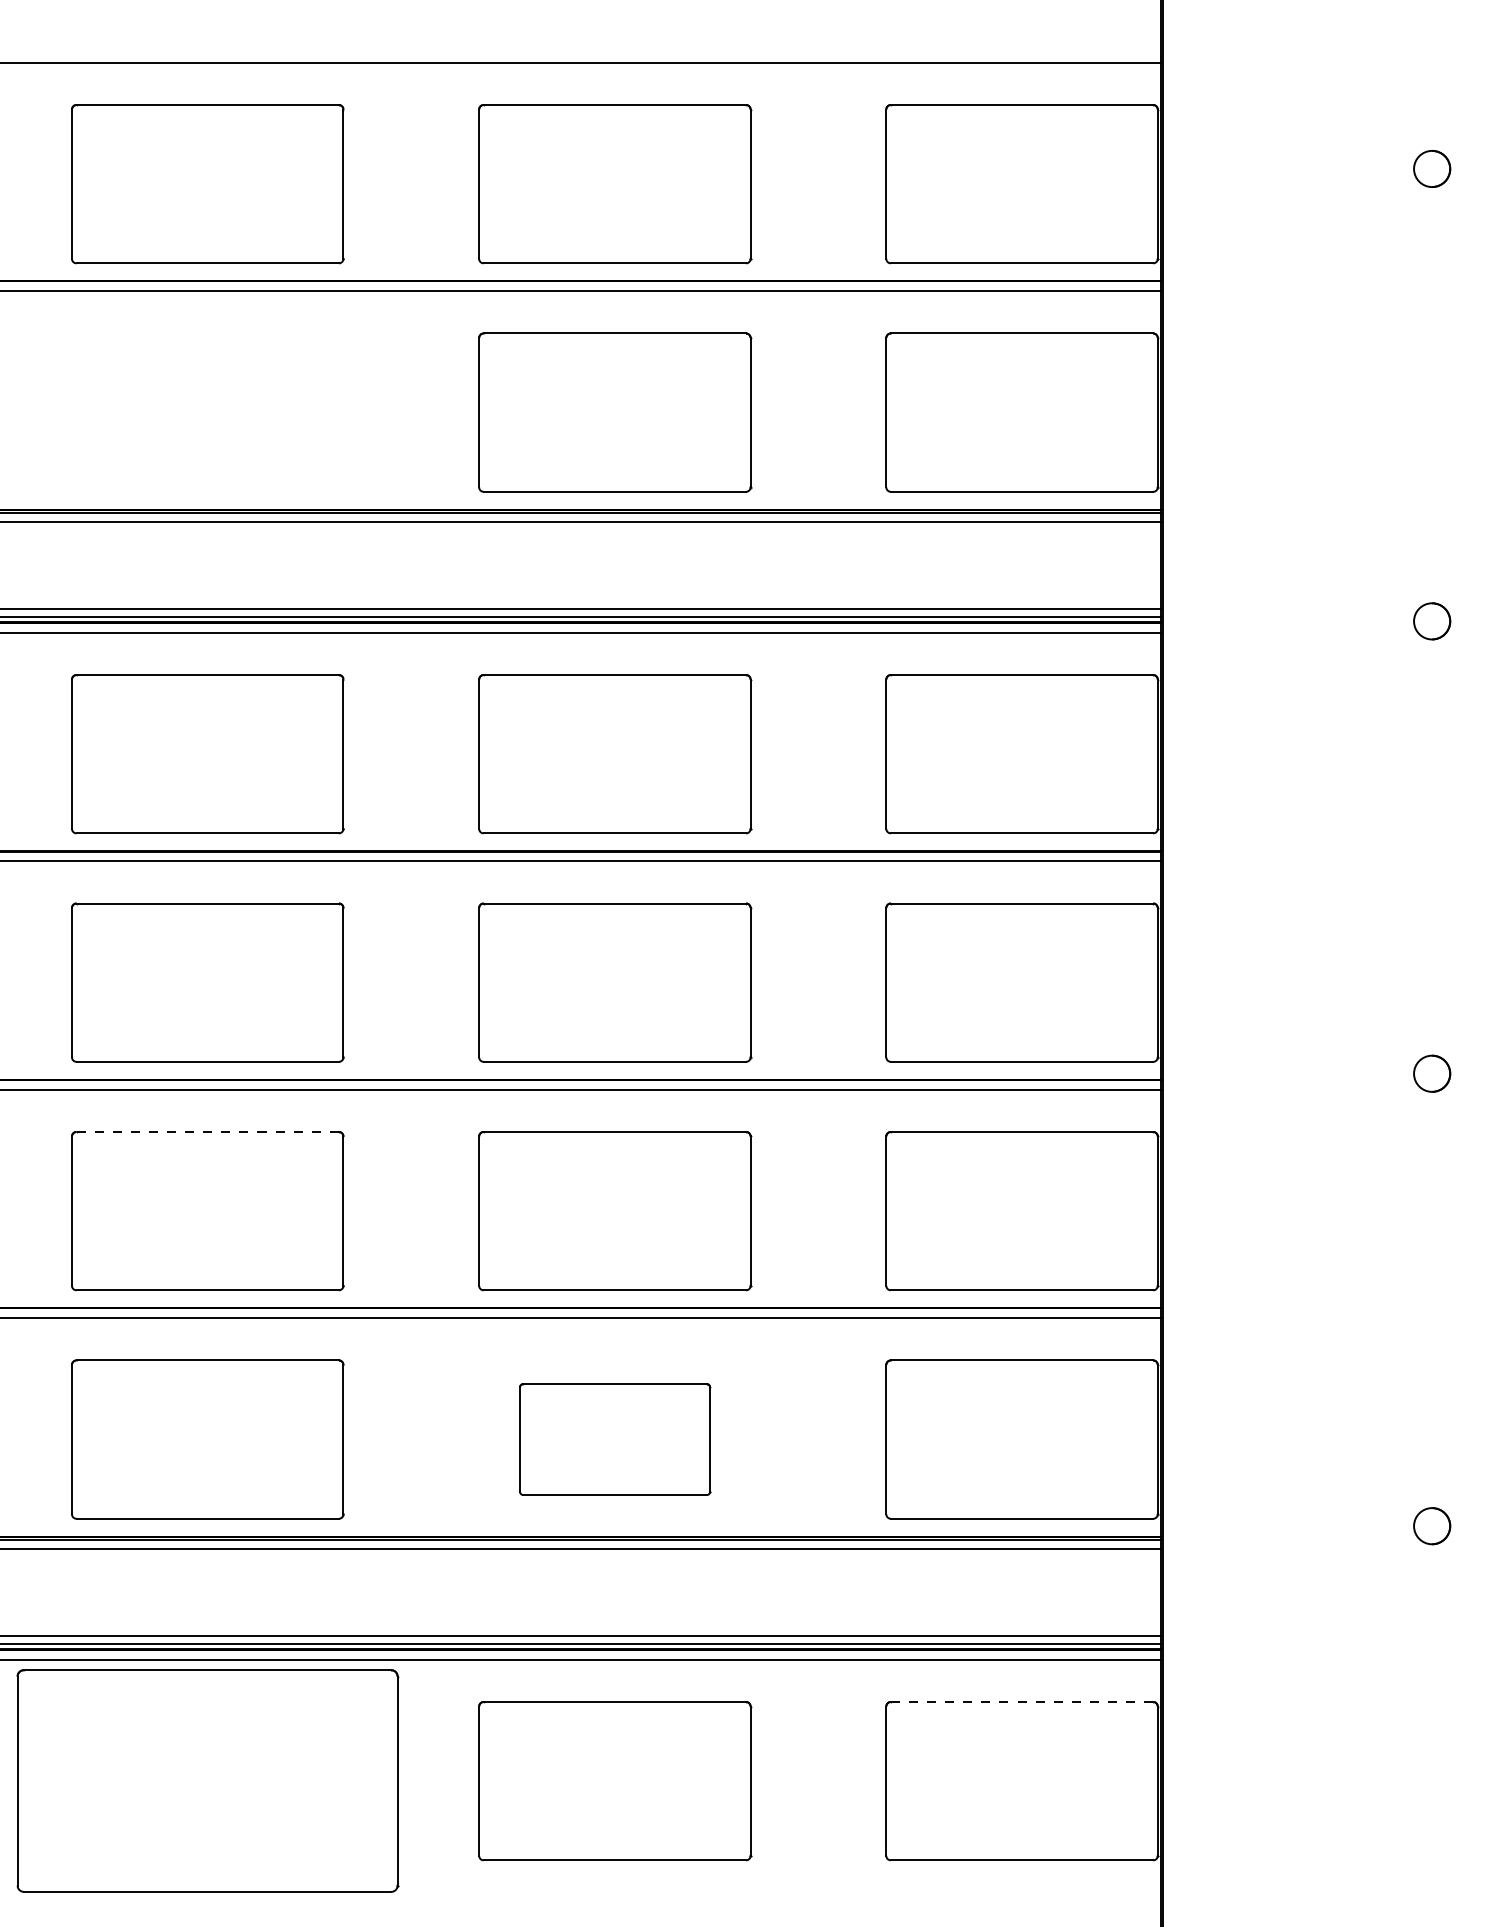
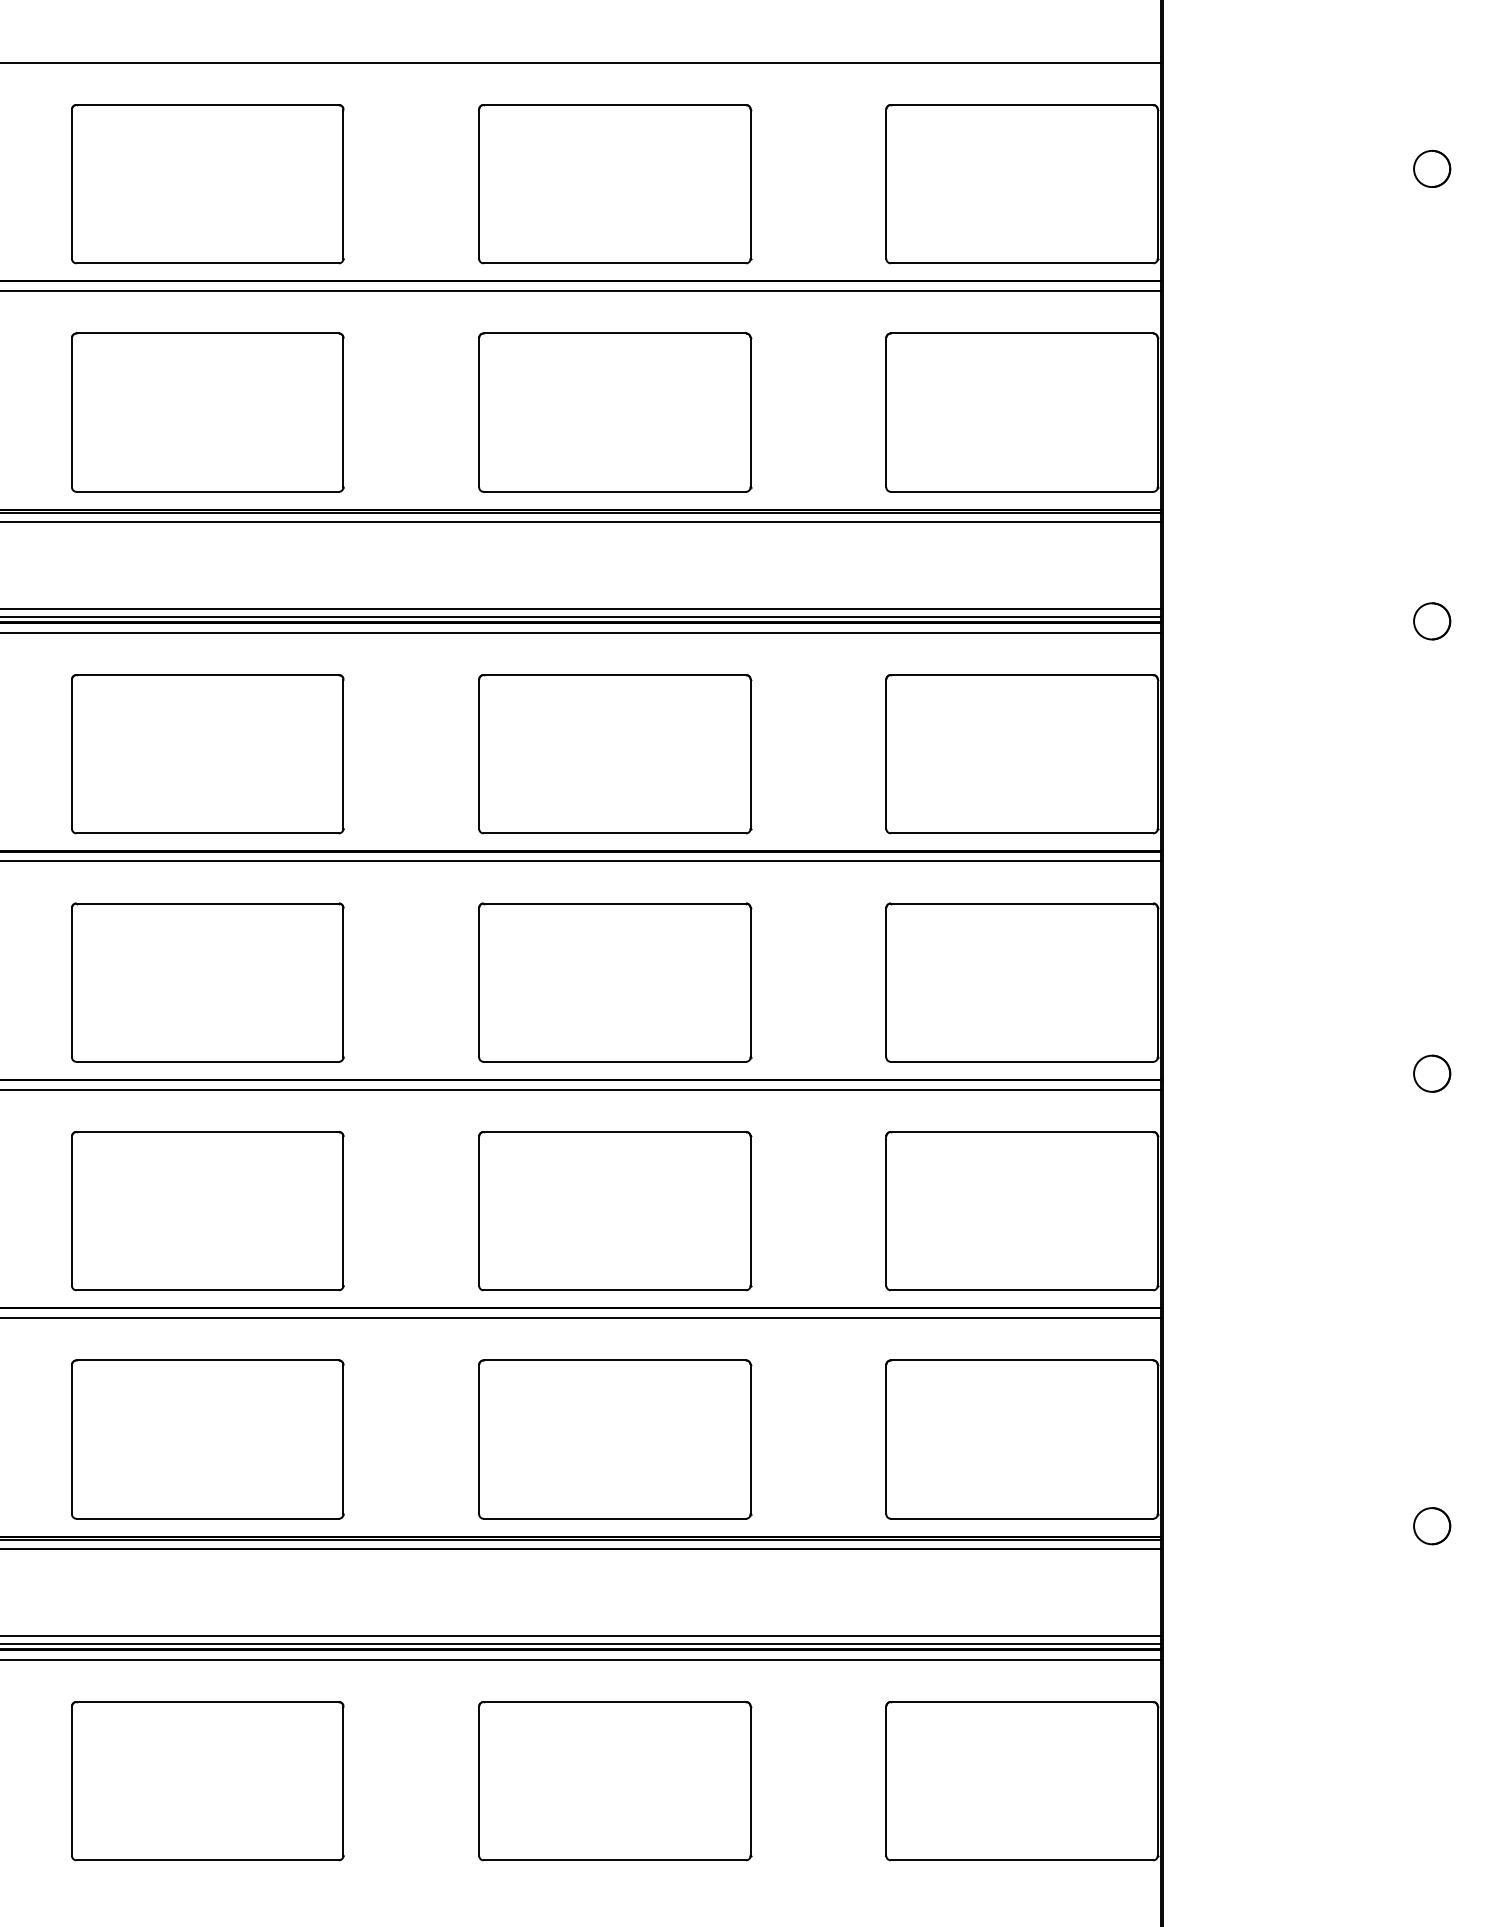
part: none -> present (207, 412)
line: dashed -> solid (207, 1131)
part size: 193x113 px -> 275x161 px (615, 1439)
line: dashed -> solid (1021, 1702)
part size: 384x224 px -> 274x161 px (207, 1781)
